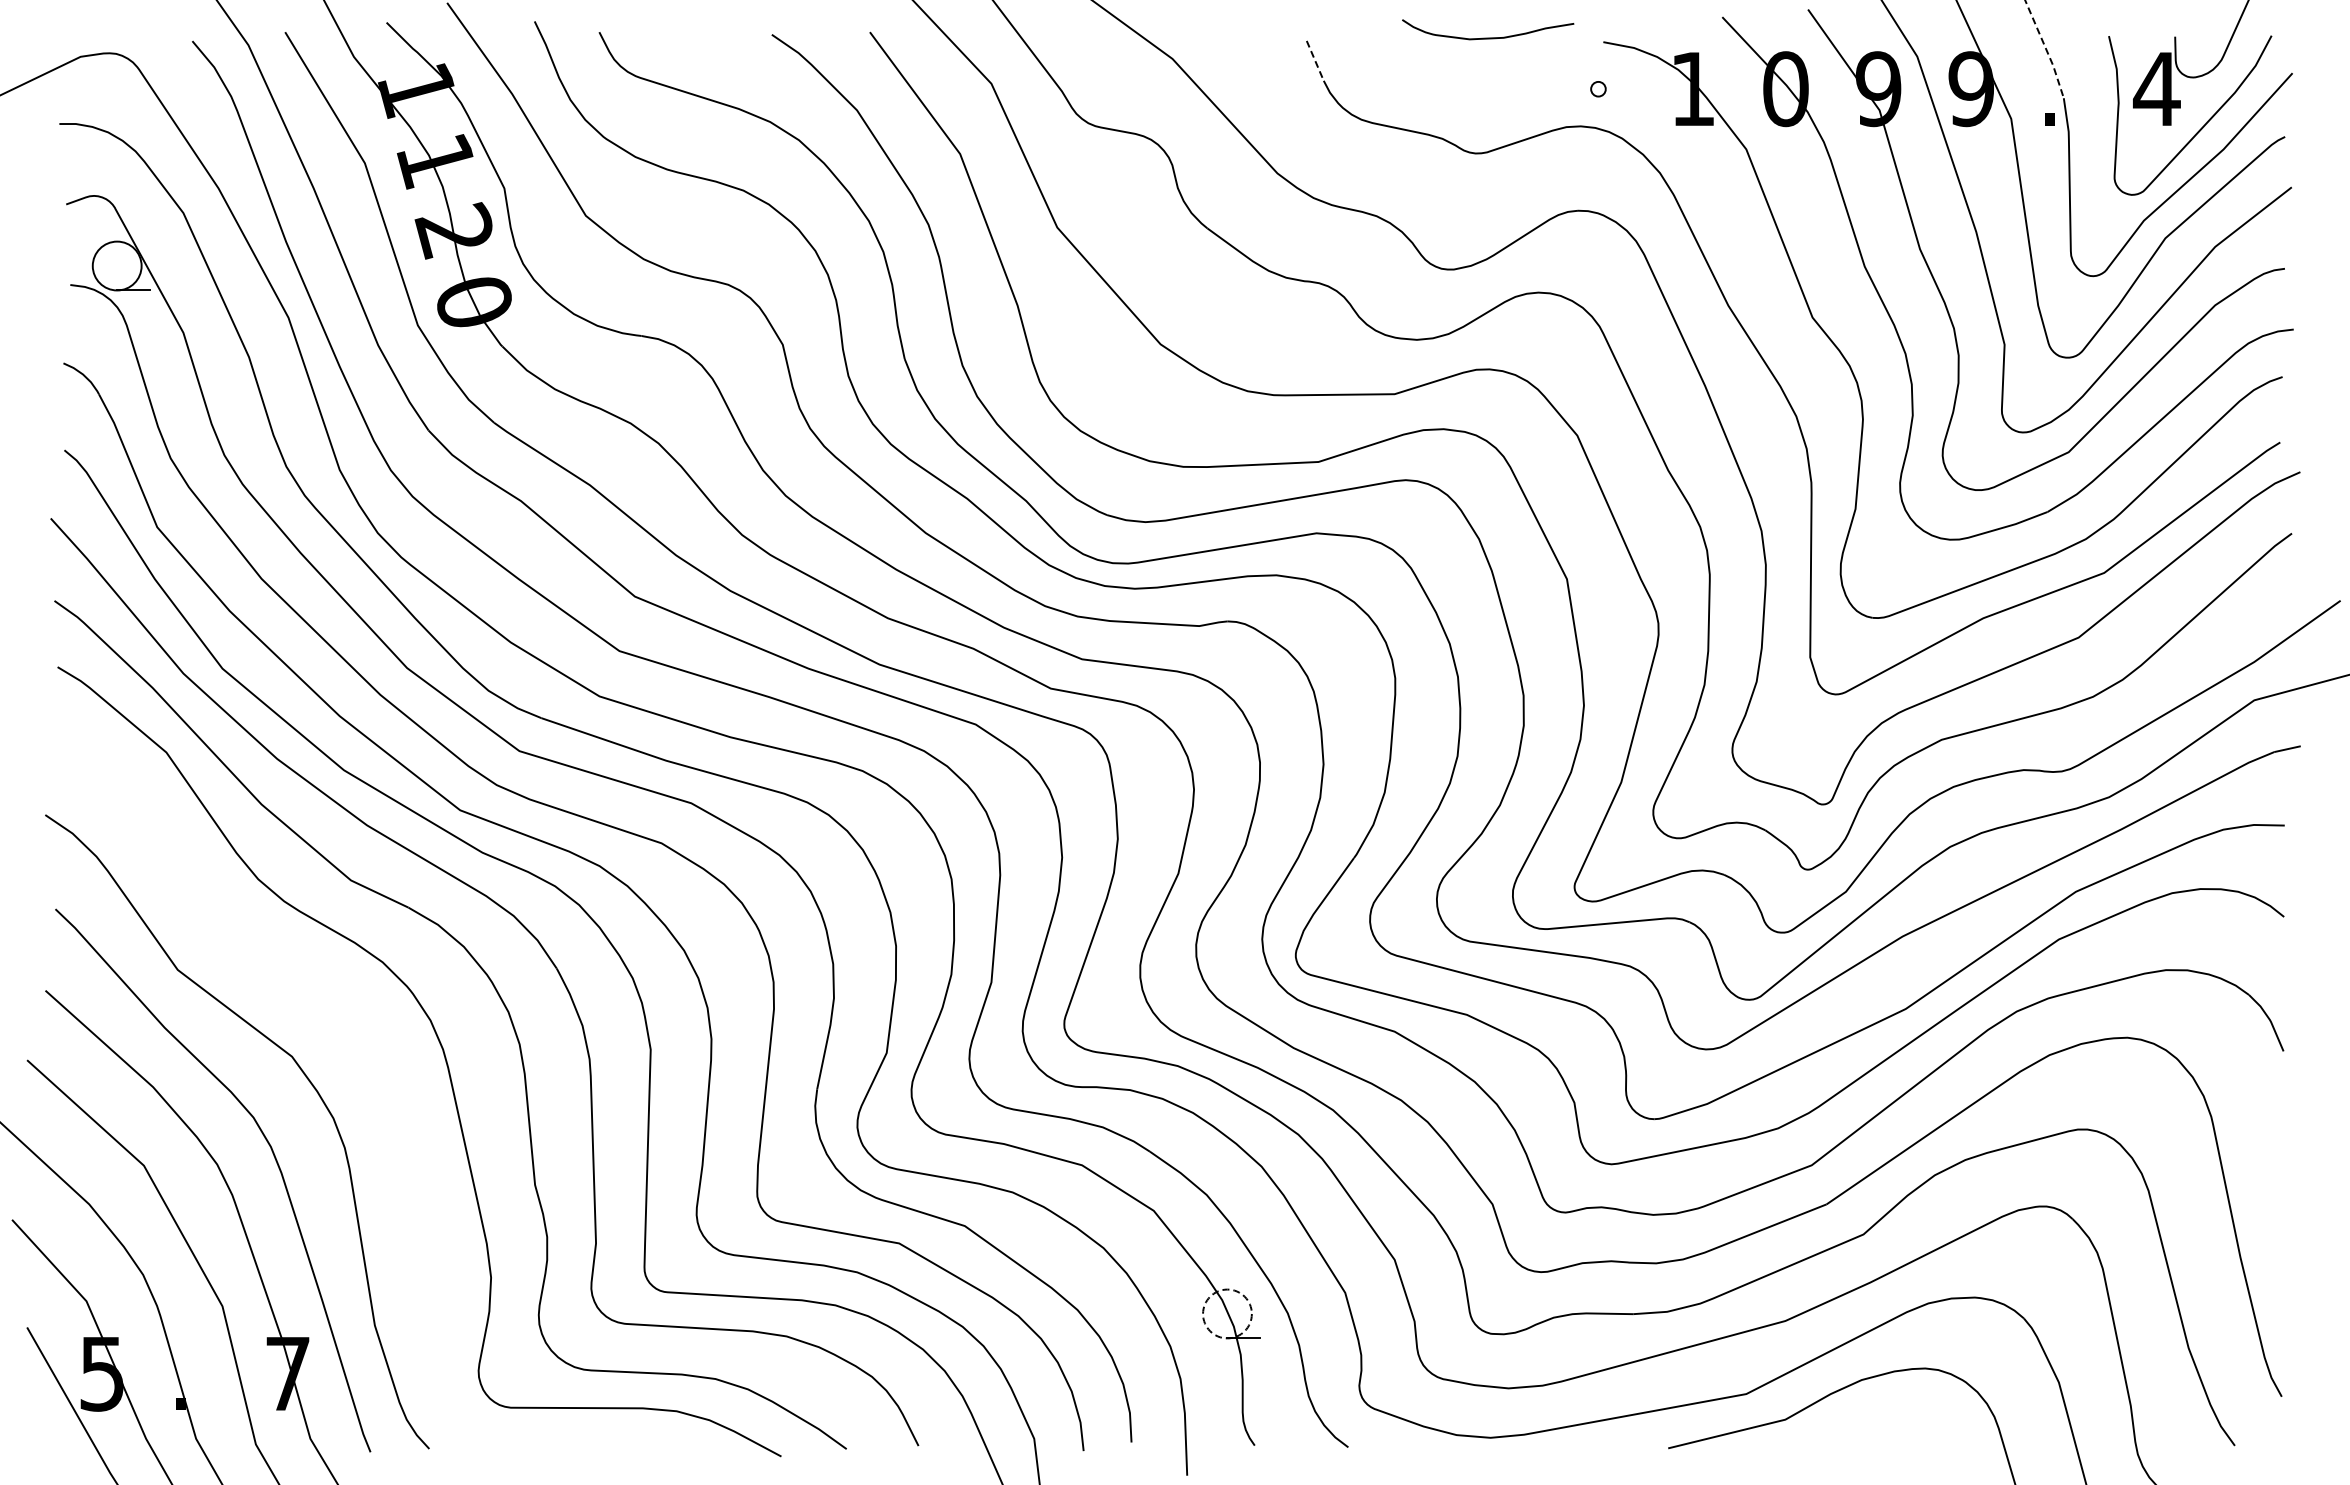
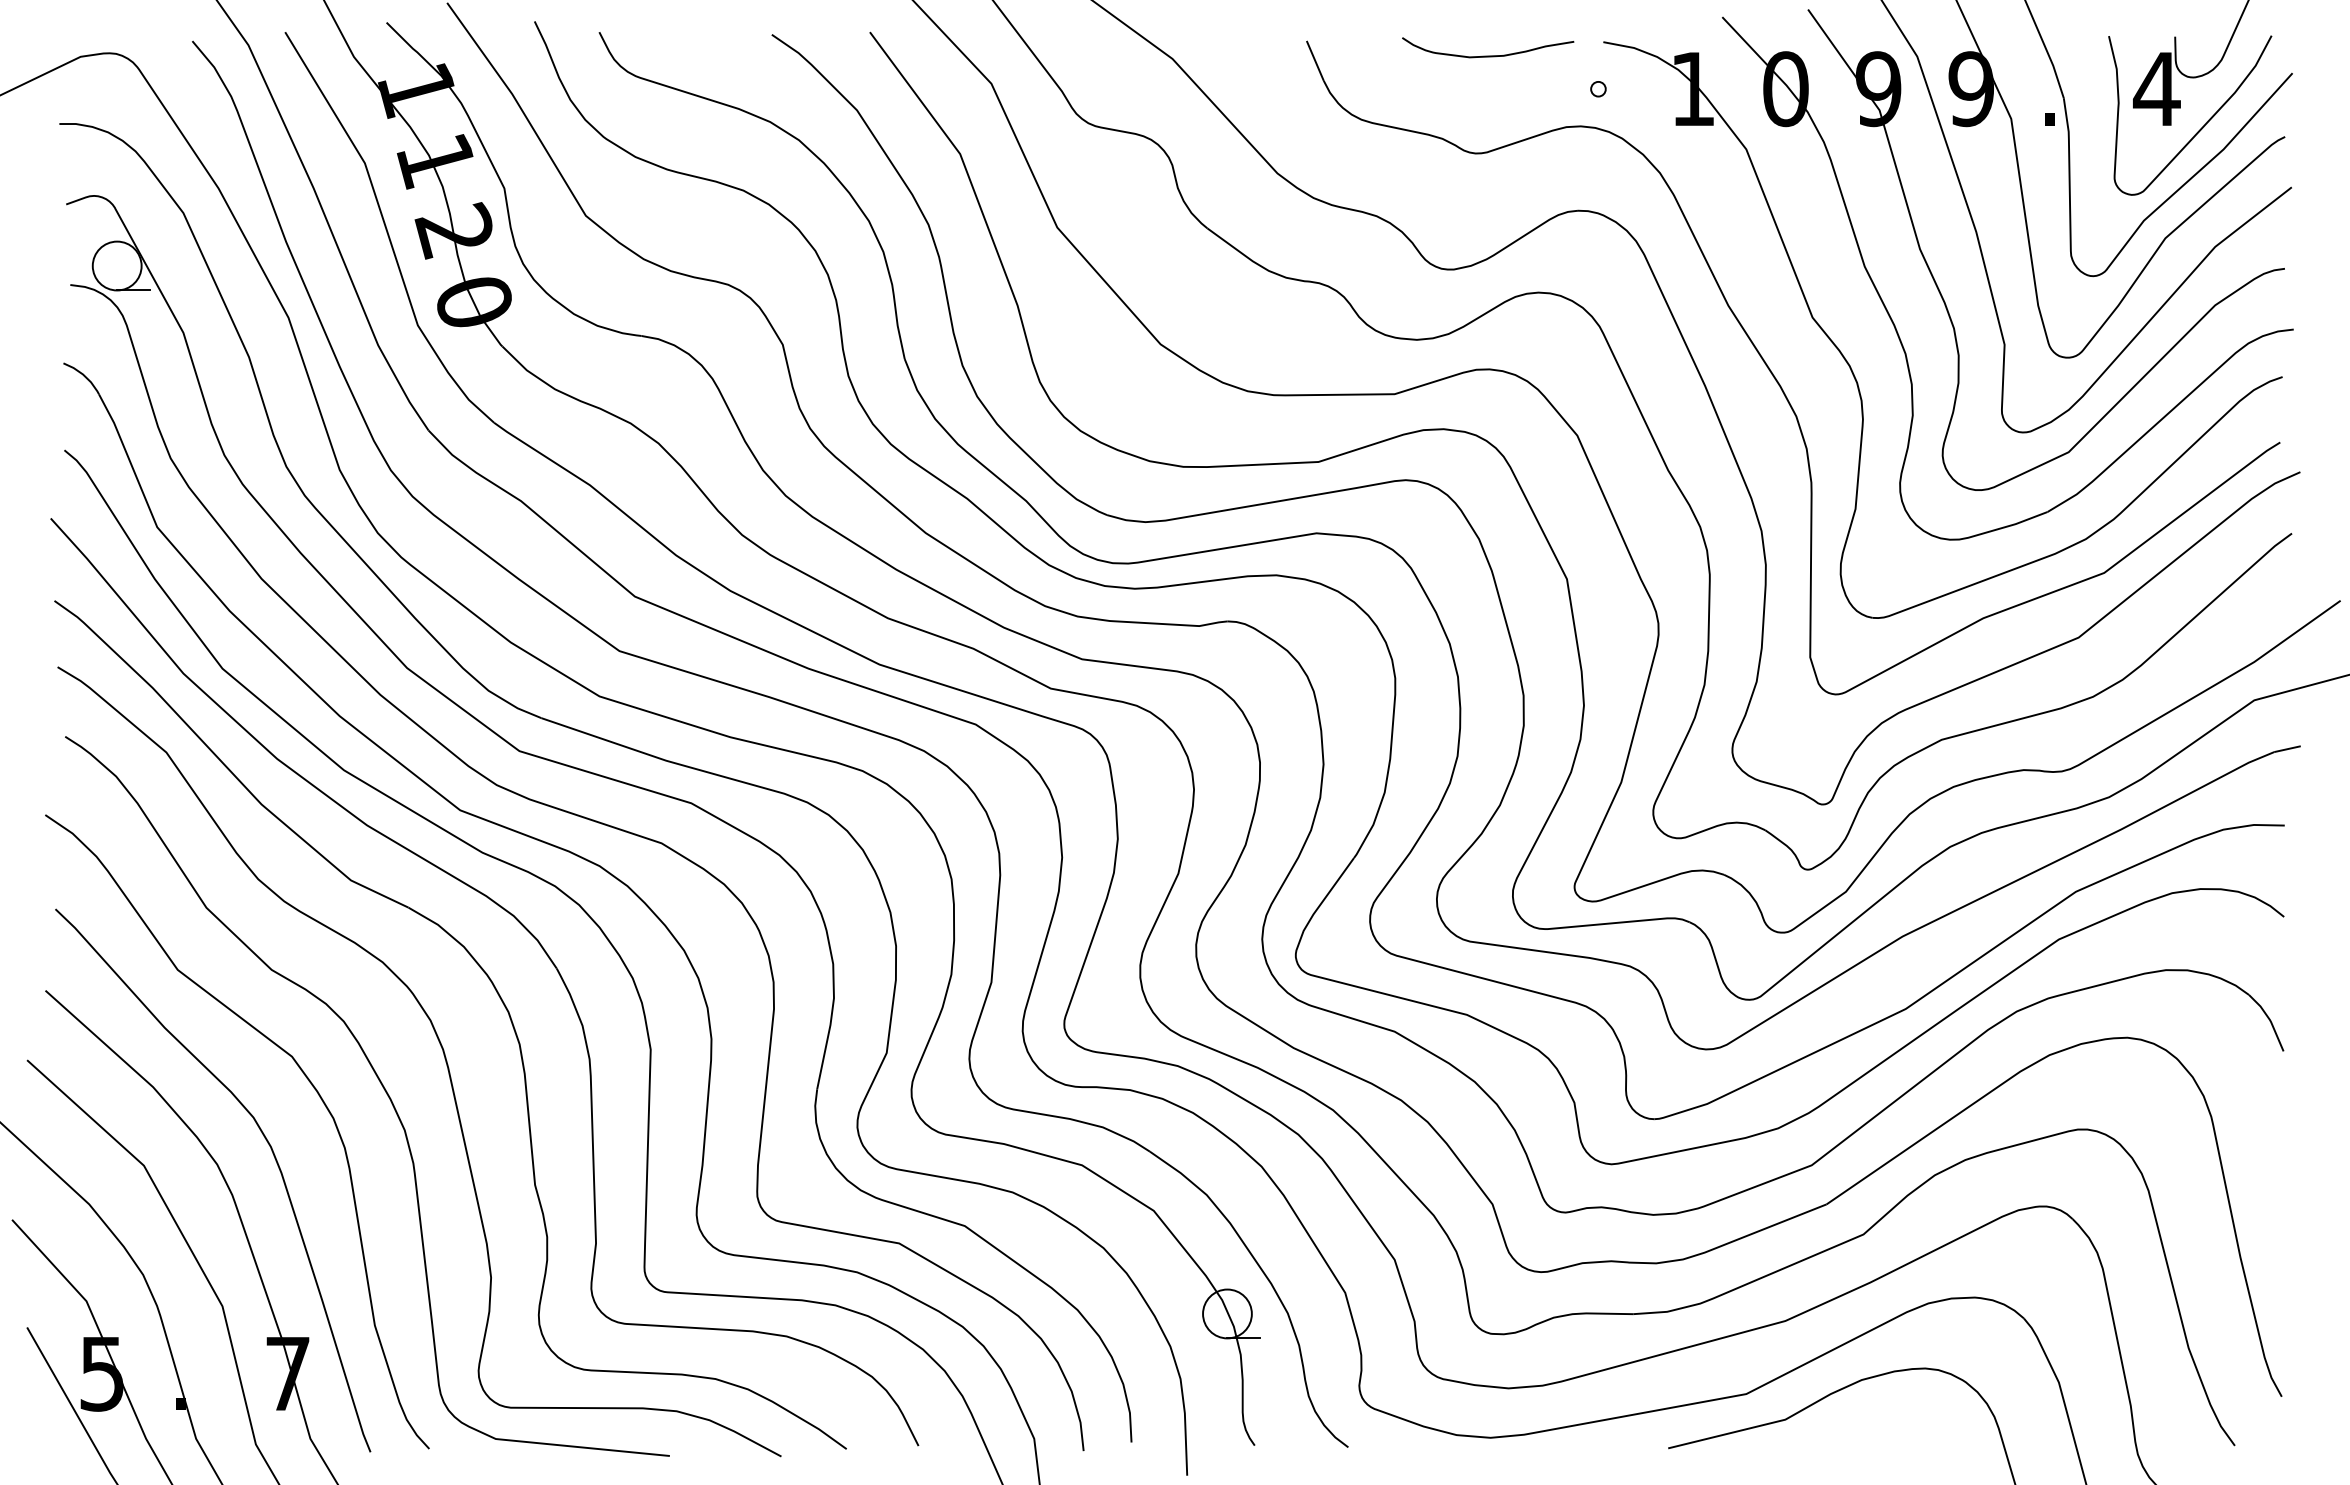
curve position: (1488, 37) -> (1488, 55) (1488, 55)
line: dashed -> solid (2046, 50)
line: dashed -> solid (1315, 60)
curve: none -> present (383, 1089)
circle: dashed -> solid (1227, 1313)
